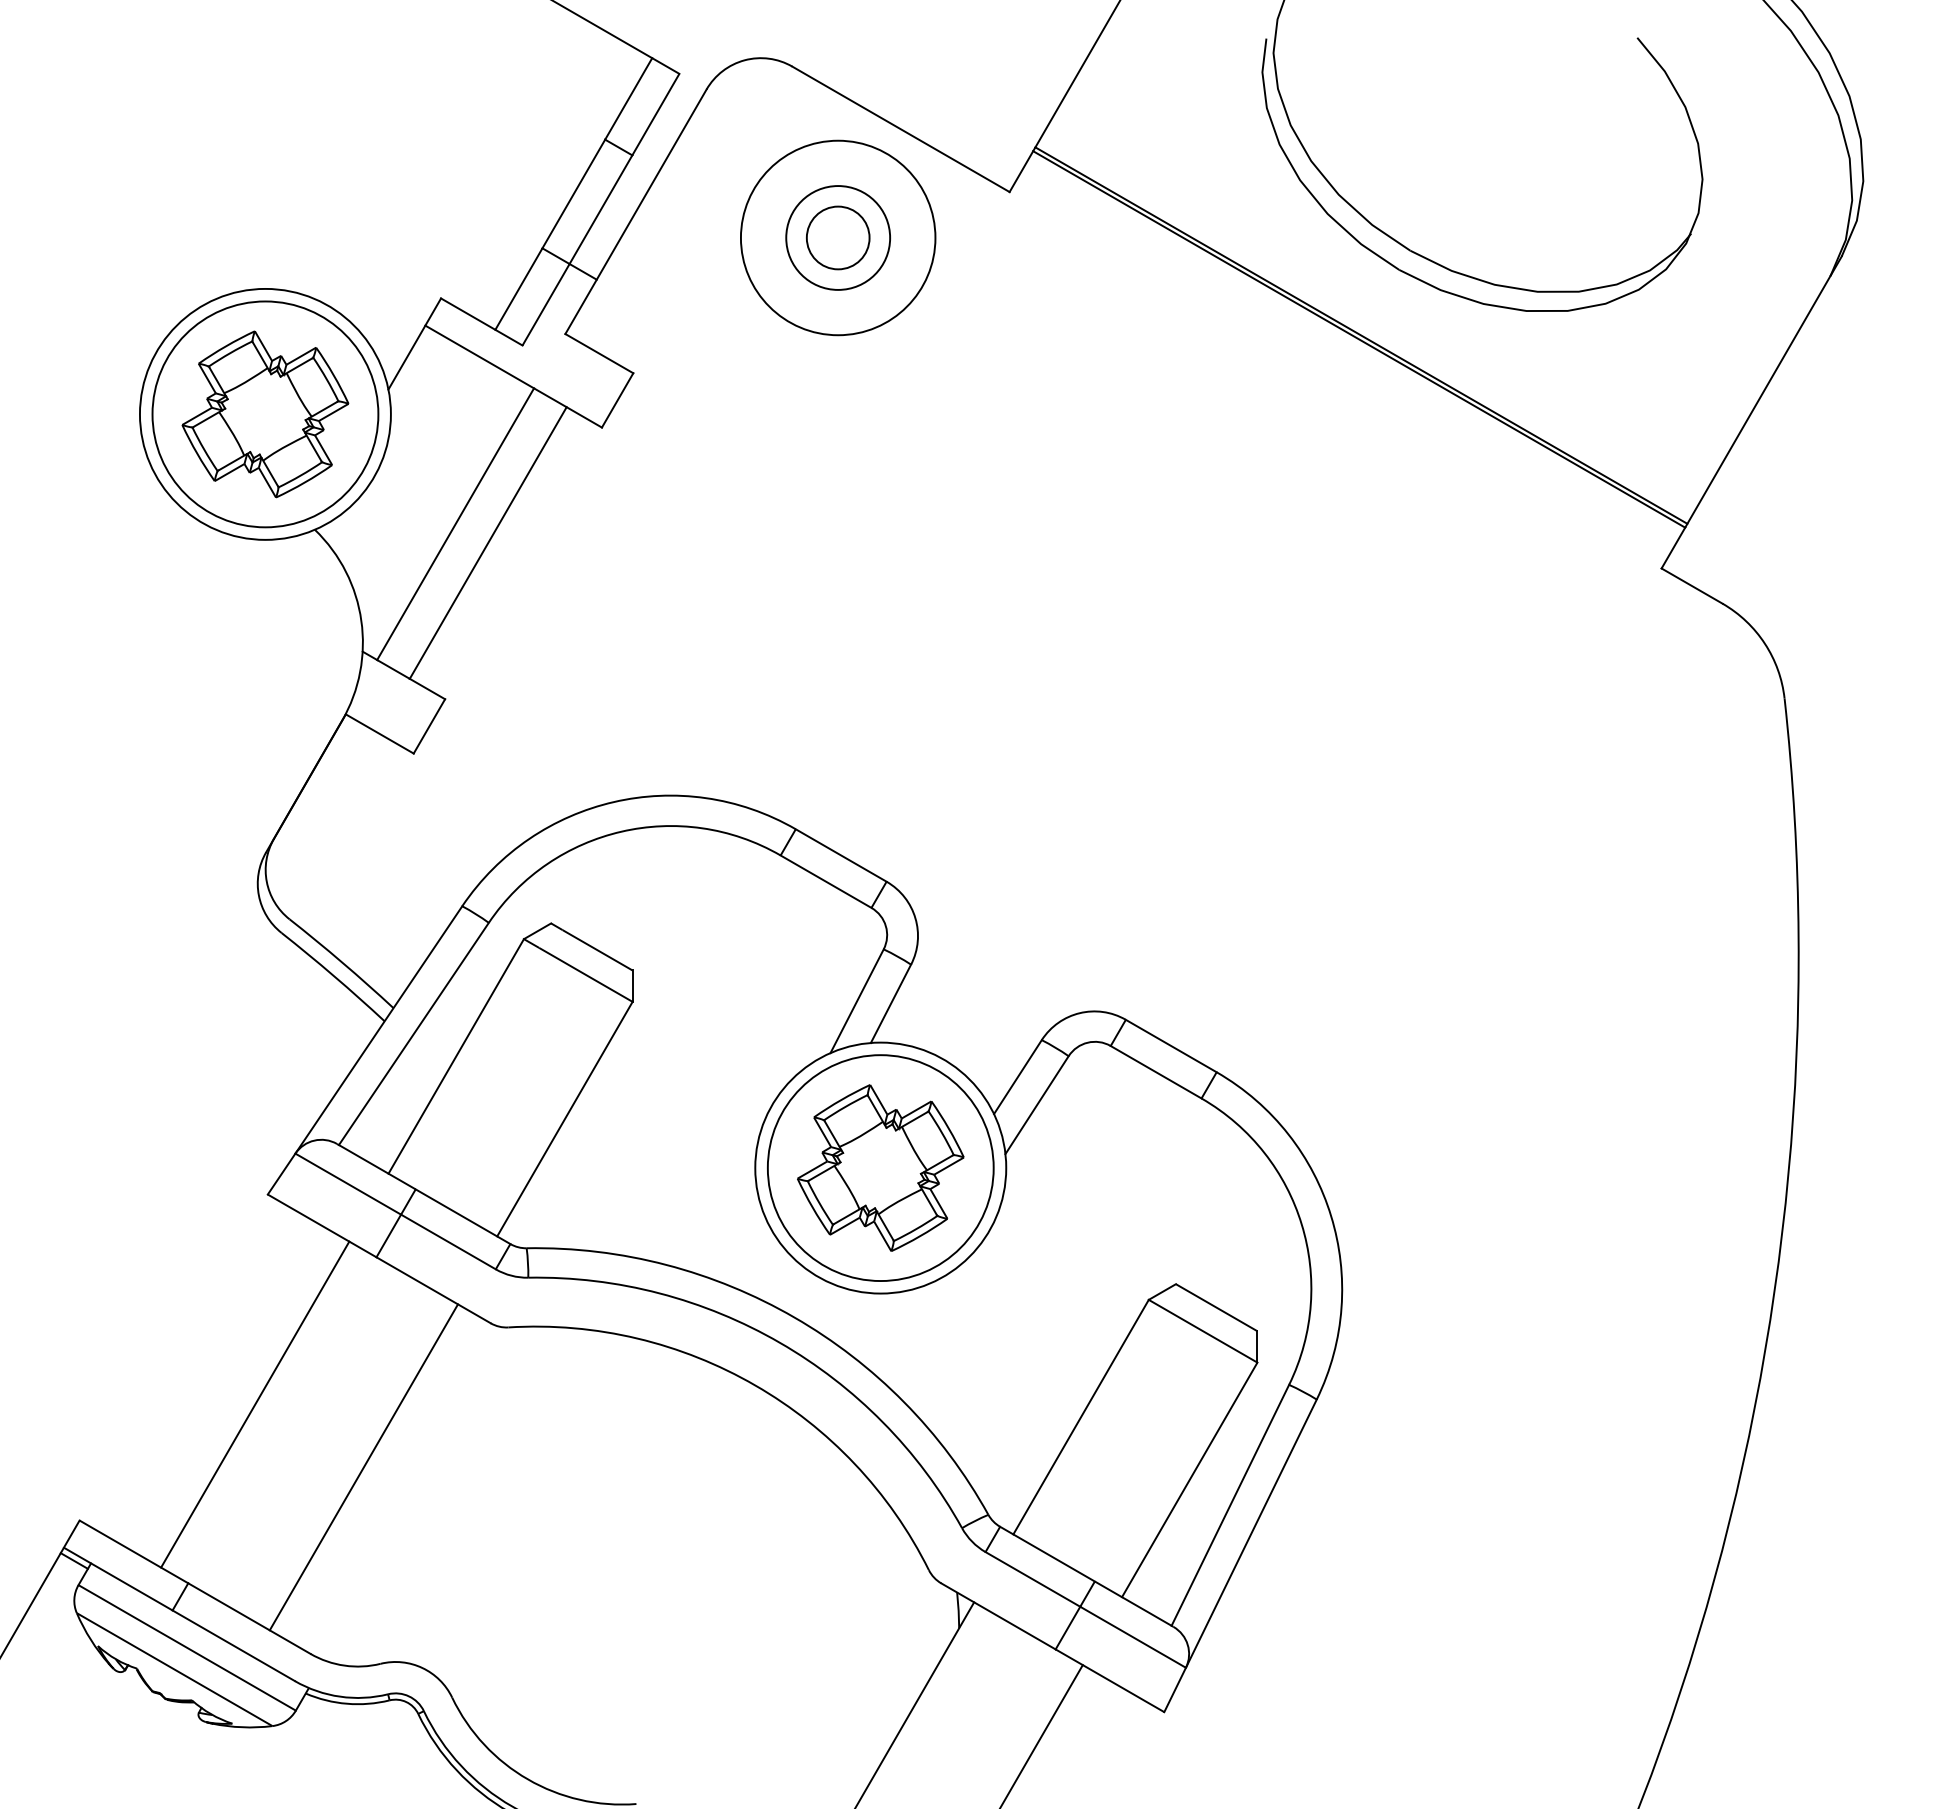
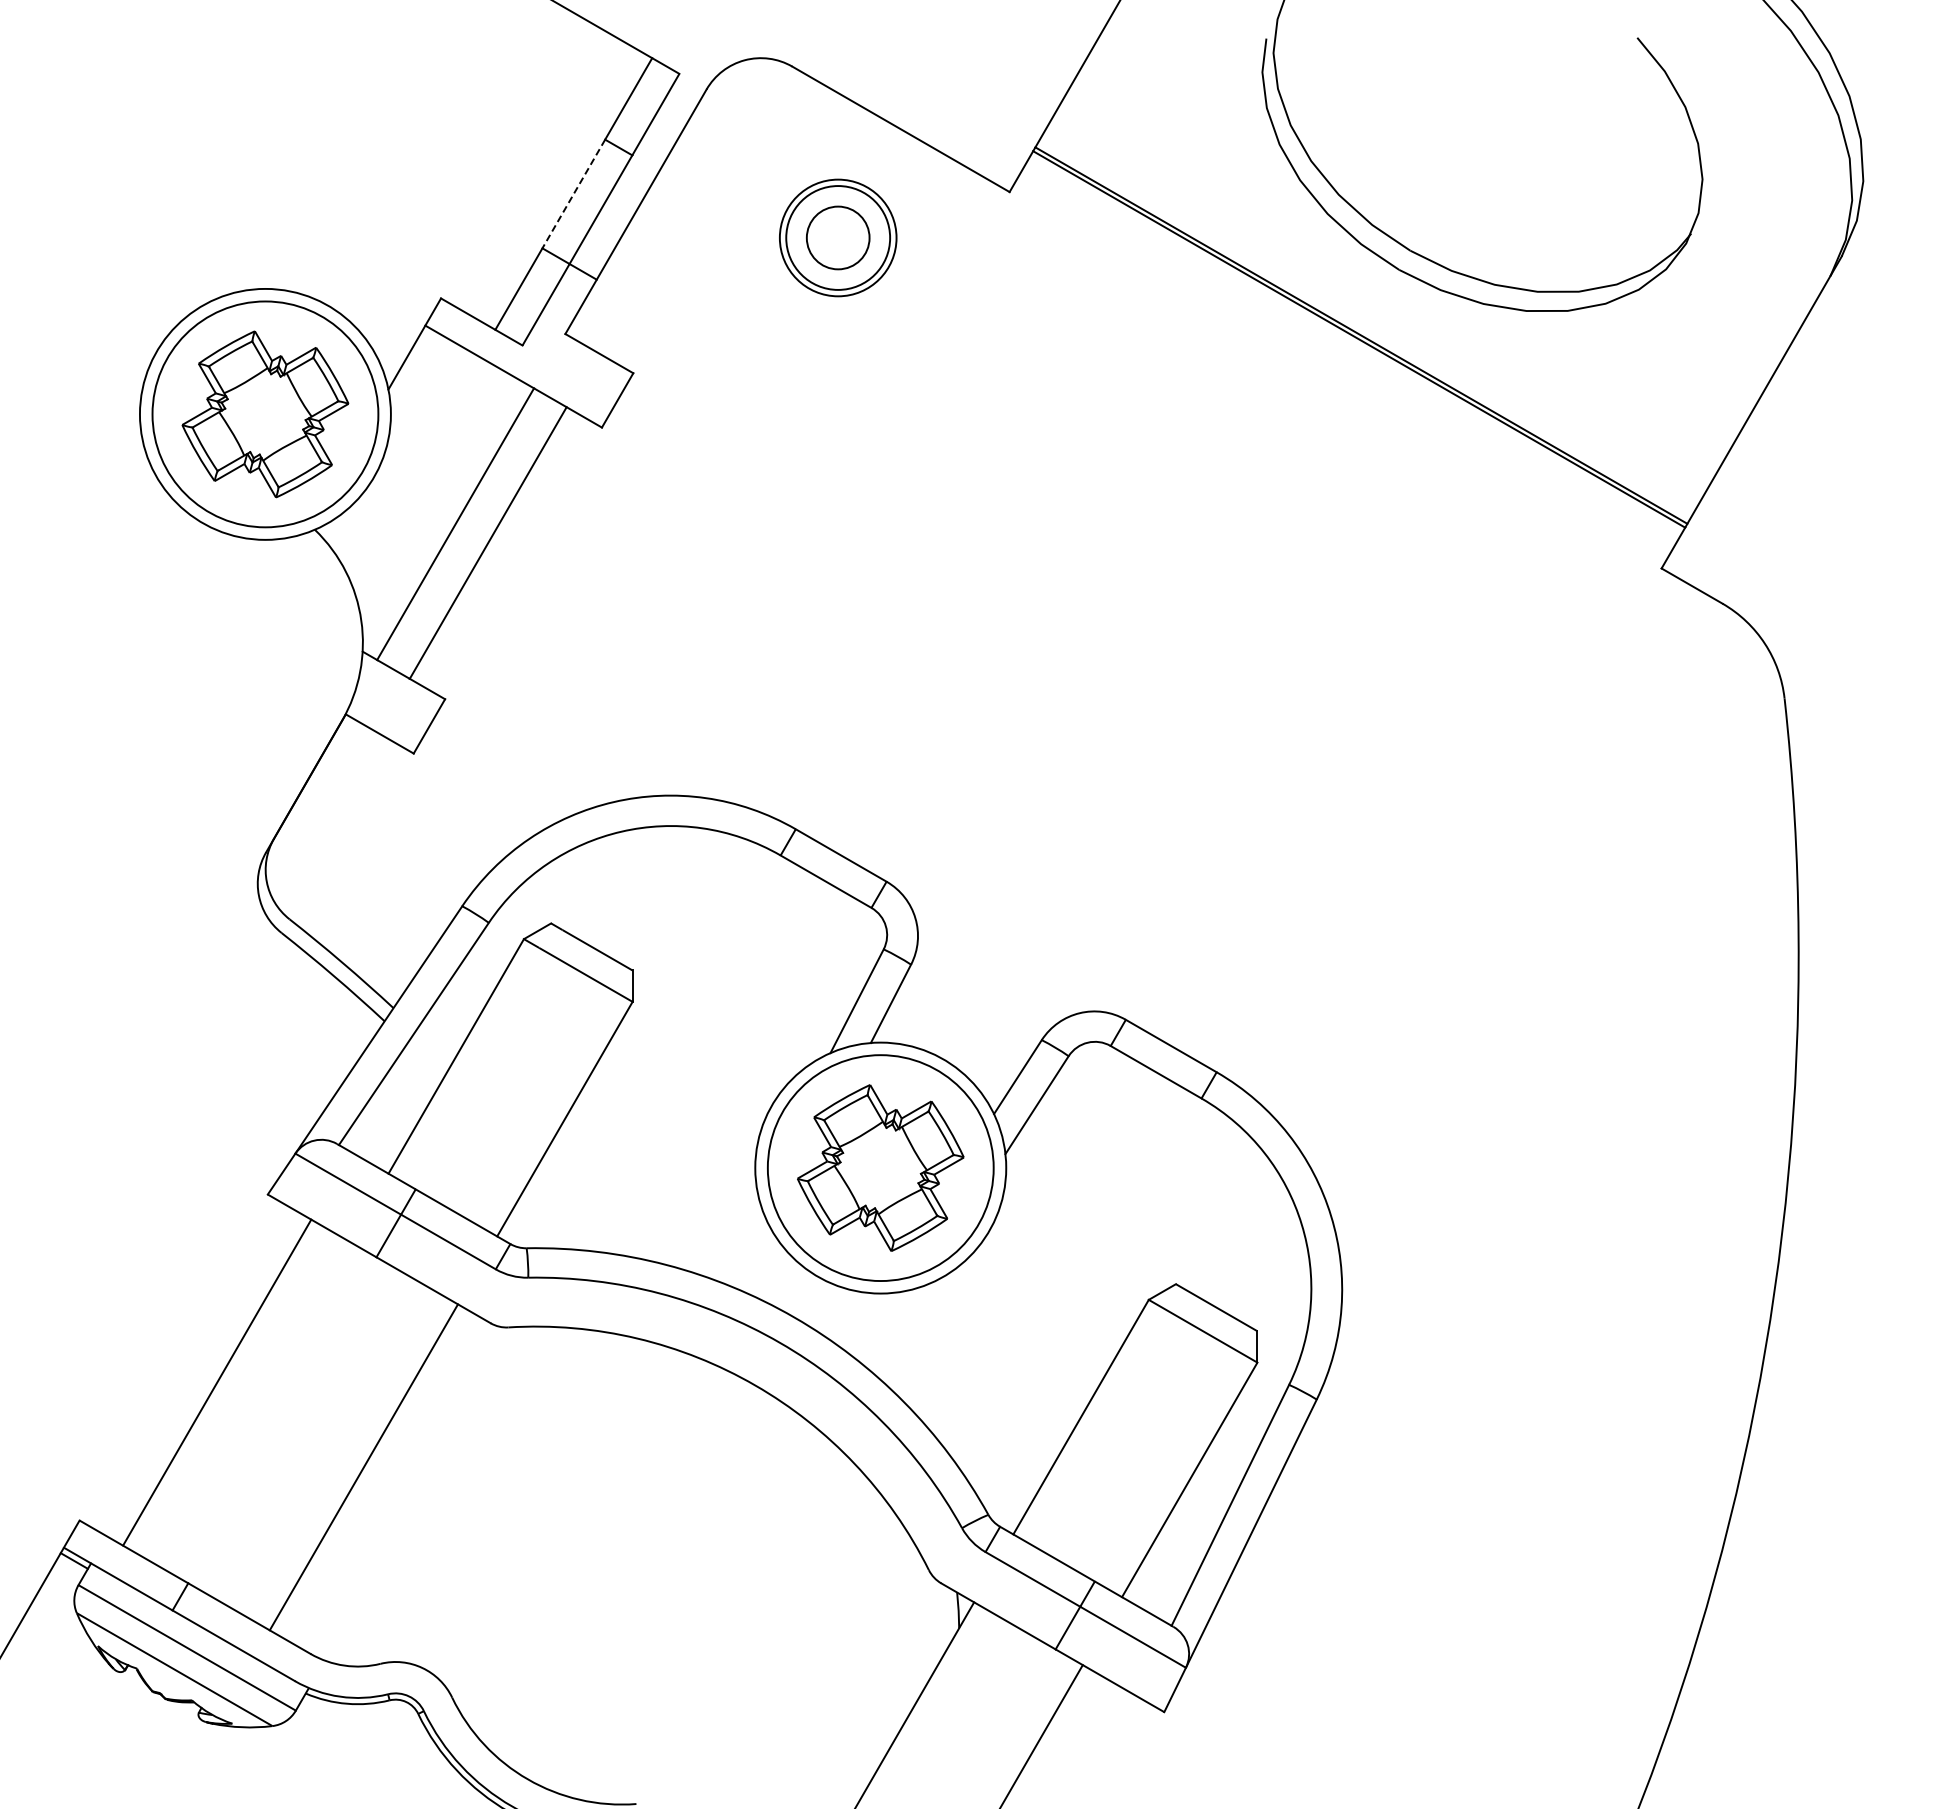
line: solid -> dashed (573, 194)
circle diameter: 194 px -> 117 px (837, 237)
line position: (255, 1404) -> (217, 1382) (217, 1382)
